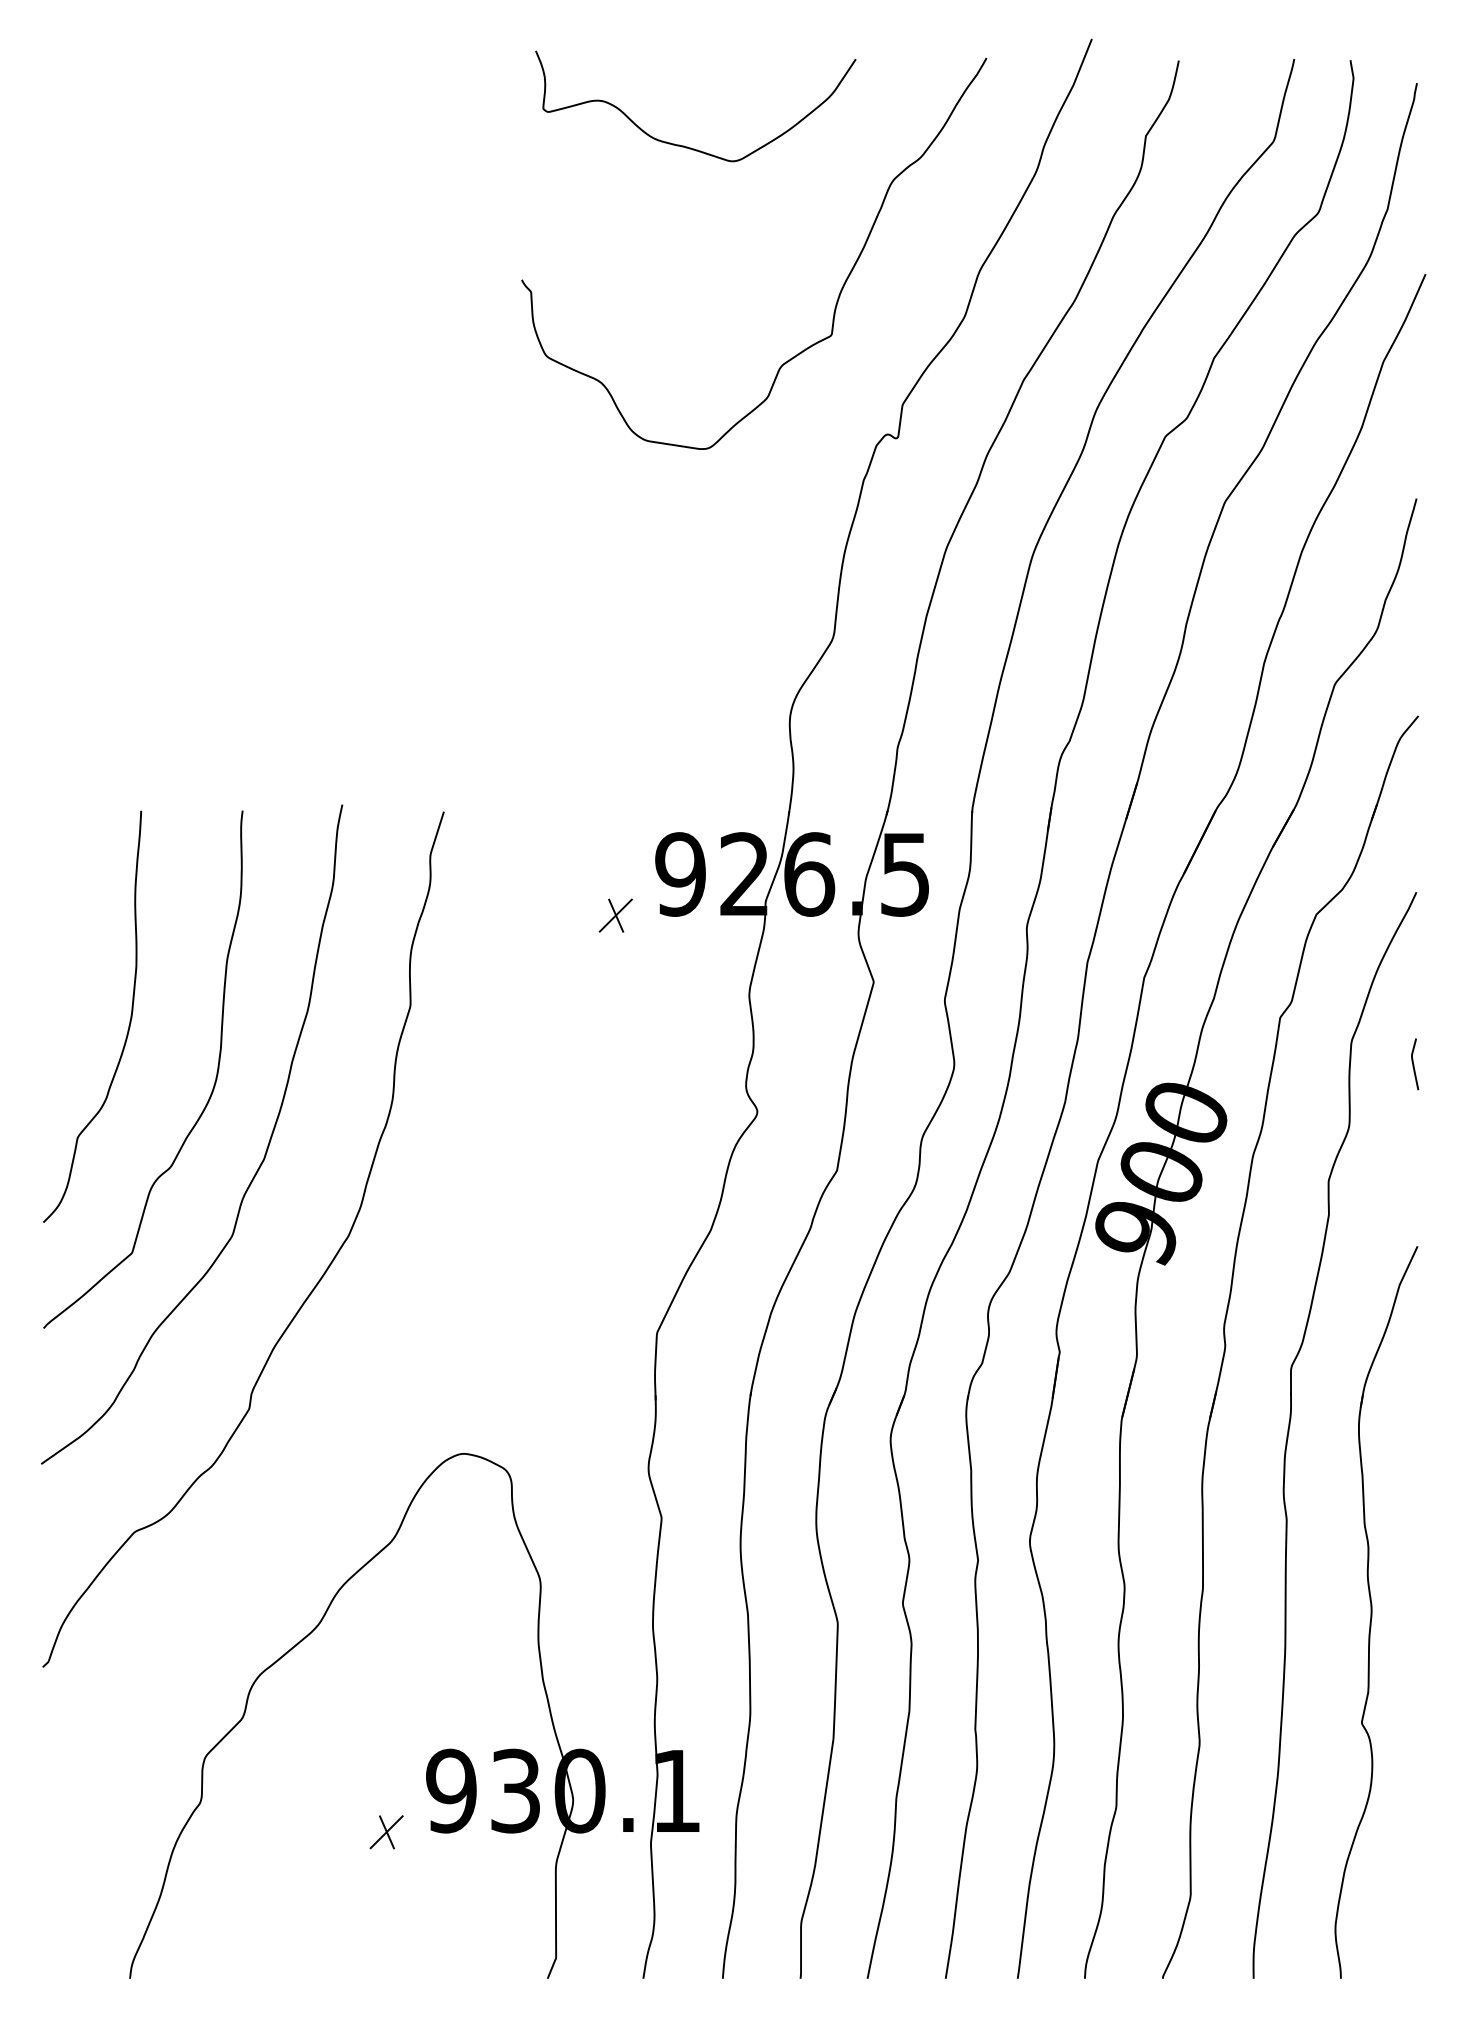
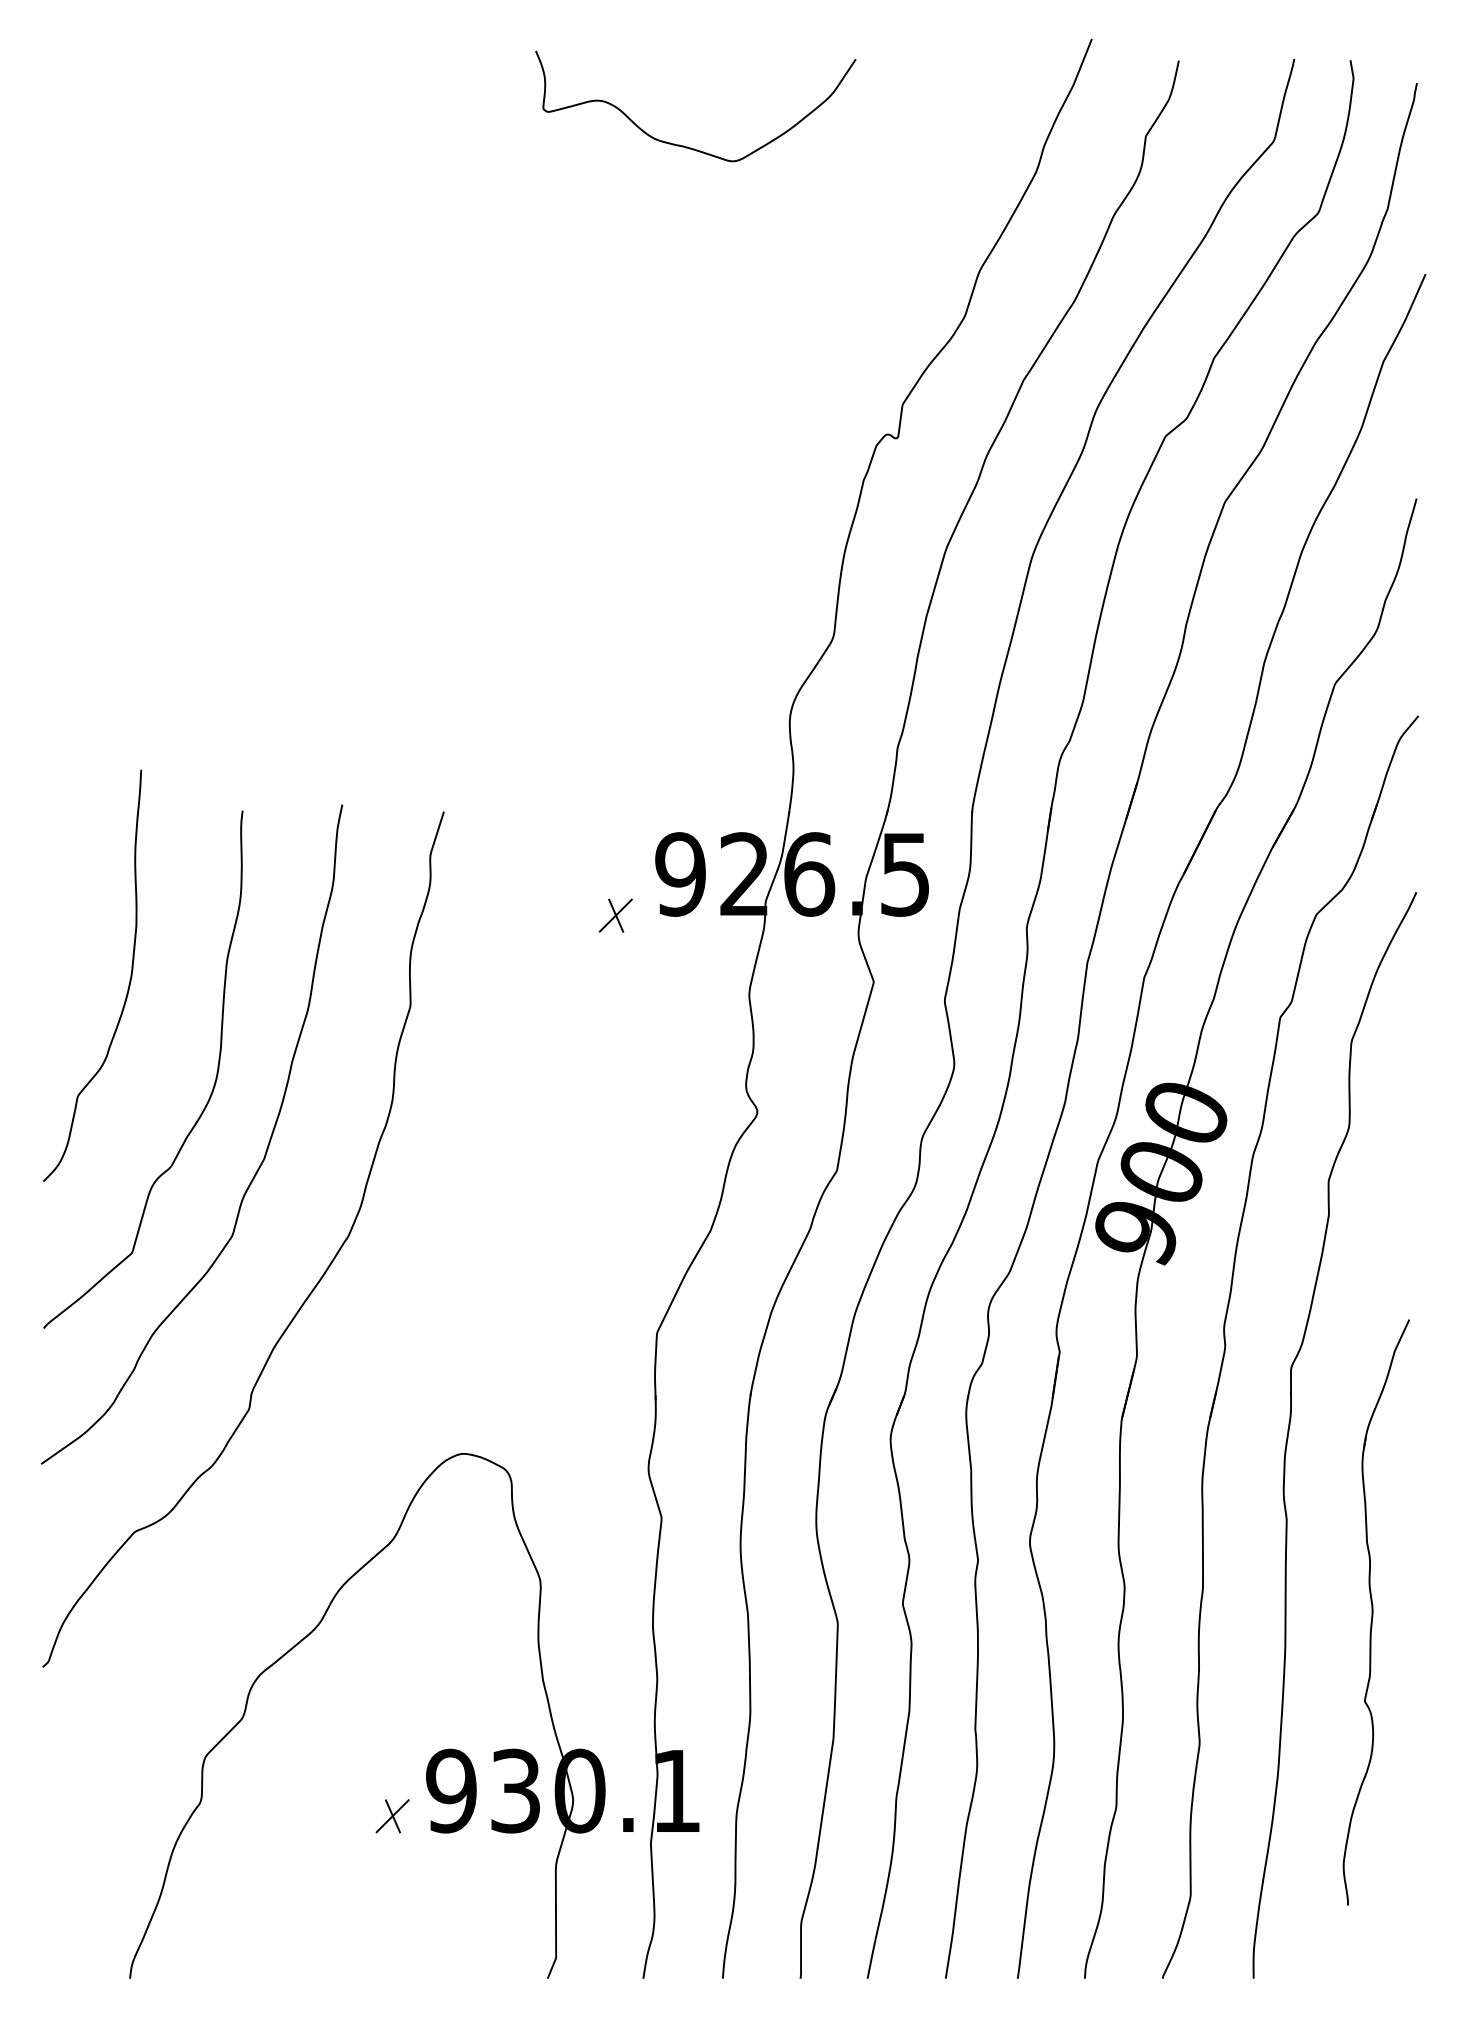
curve: present -> none (841, 287)
curve position: (128, 1025) -> (128, 984) (128, 984)
curve: present -> none (1414, 1064)
part size: 85x733 px -> 68x587 px (1375, 1612)
part position: (386, 1832) -> (392, 1816) (392, 1816)
